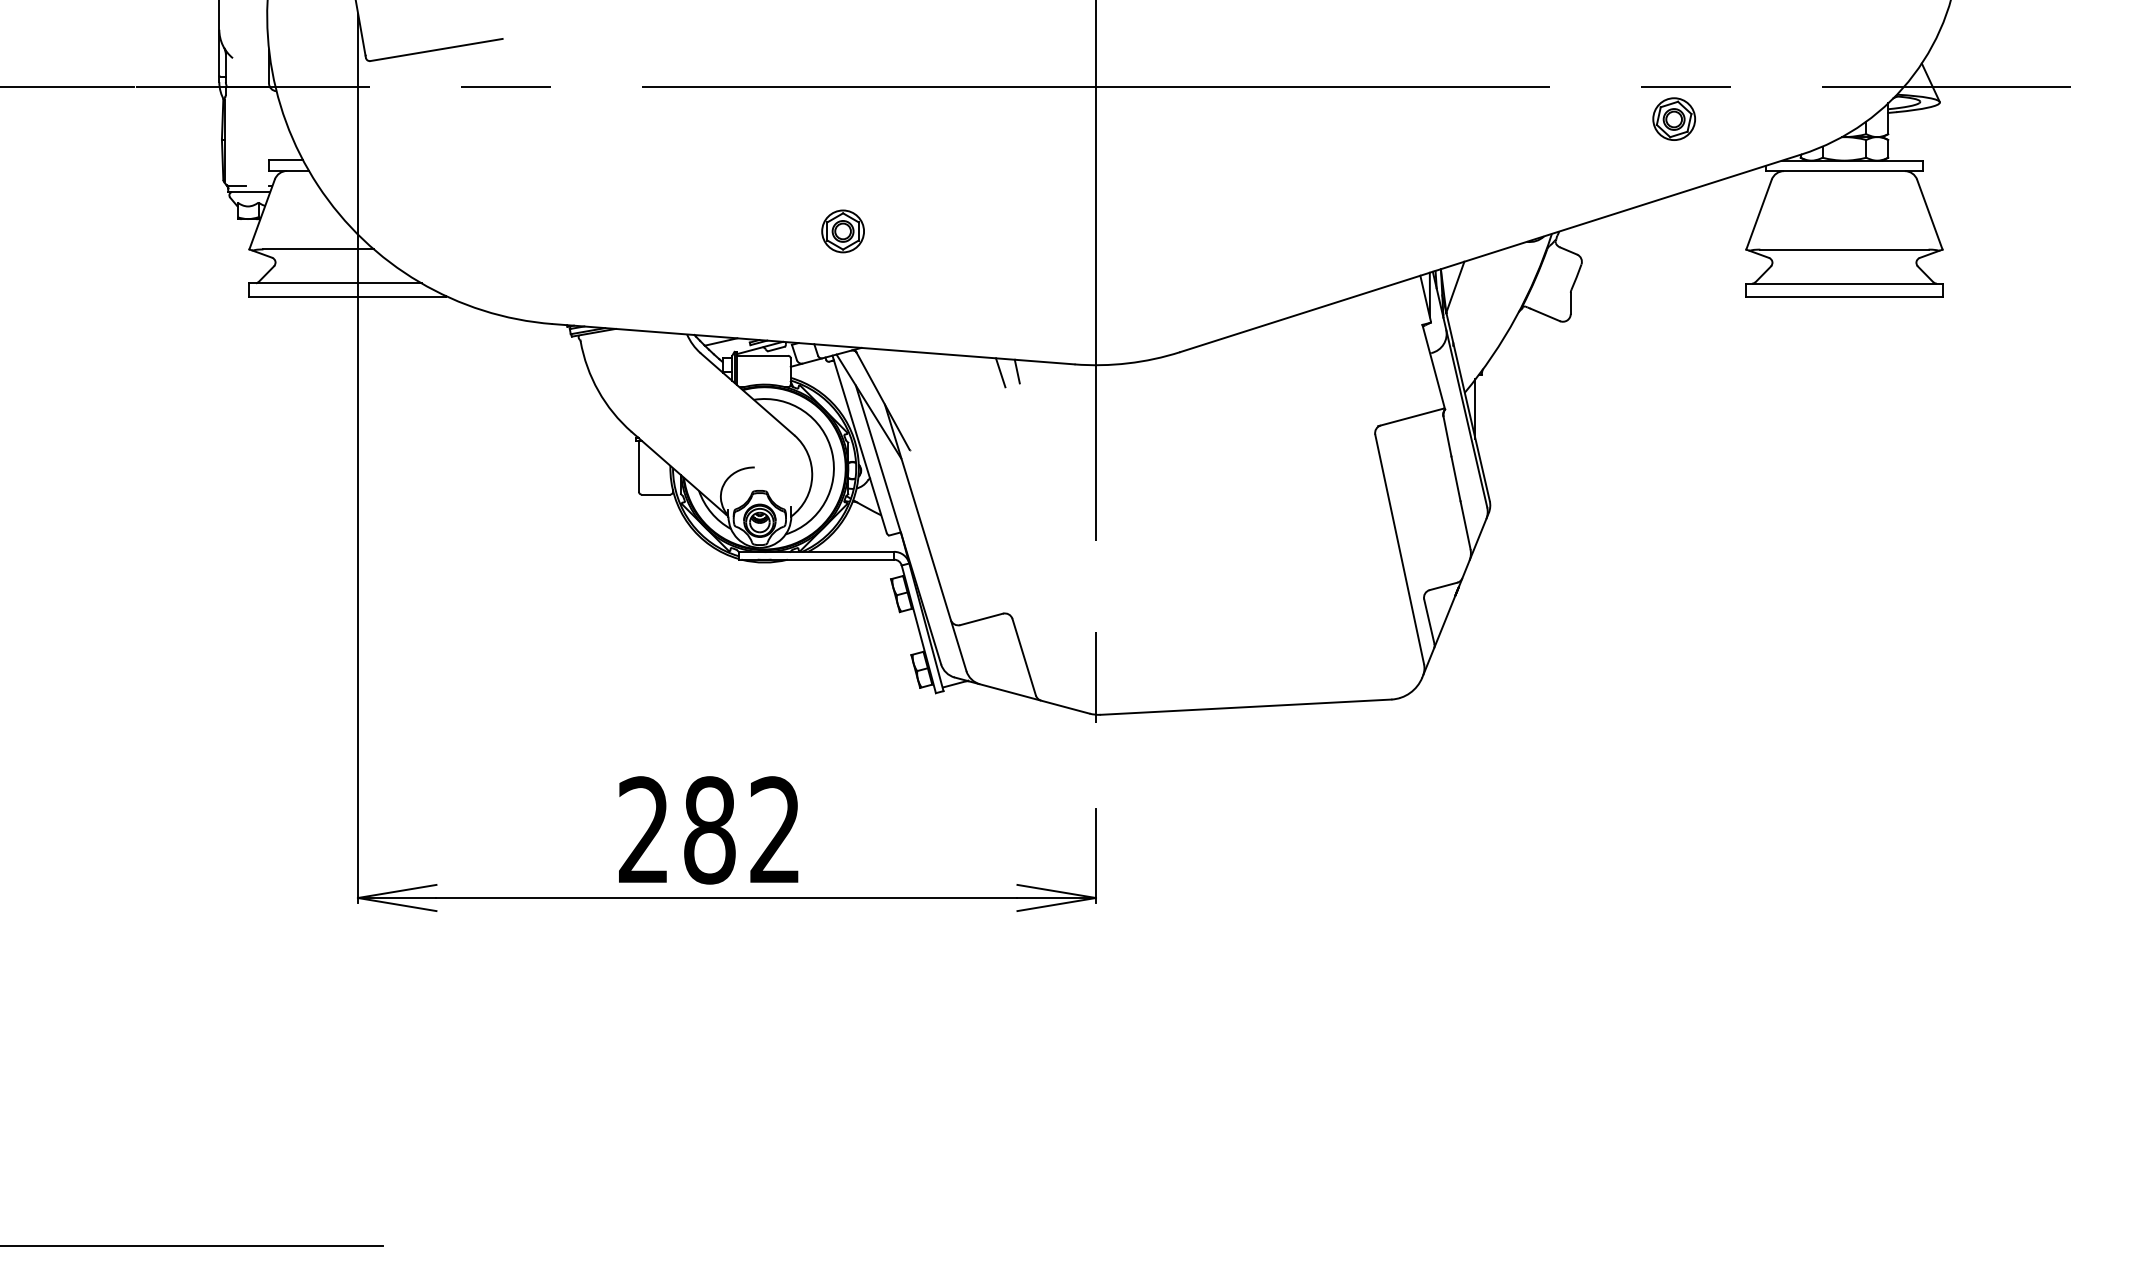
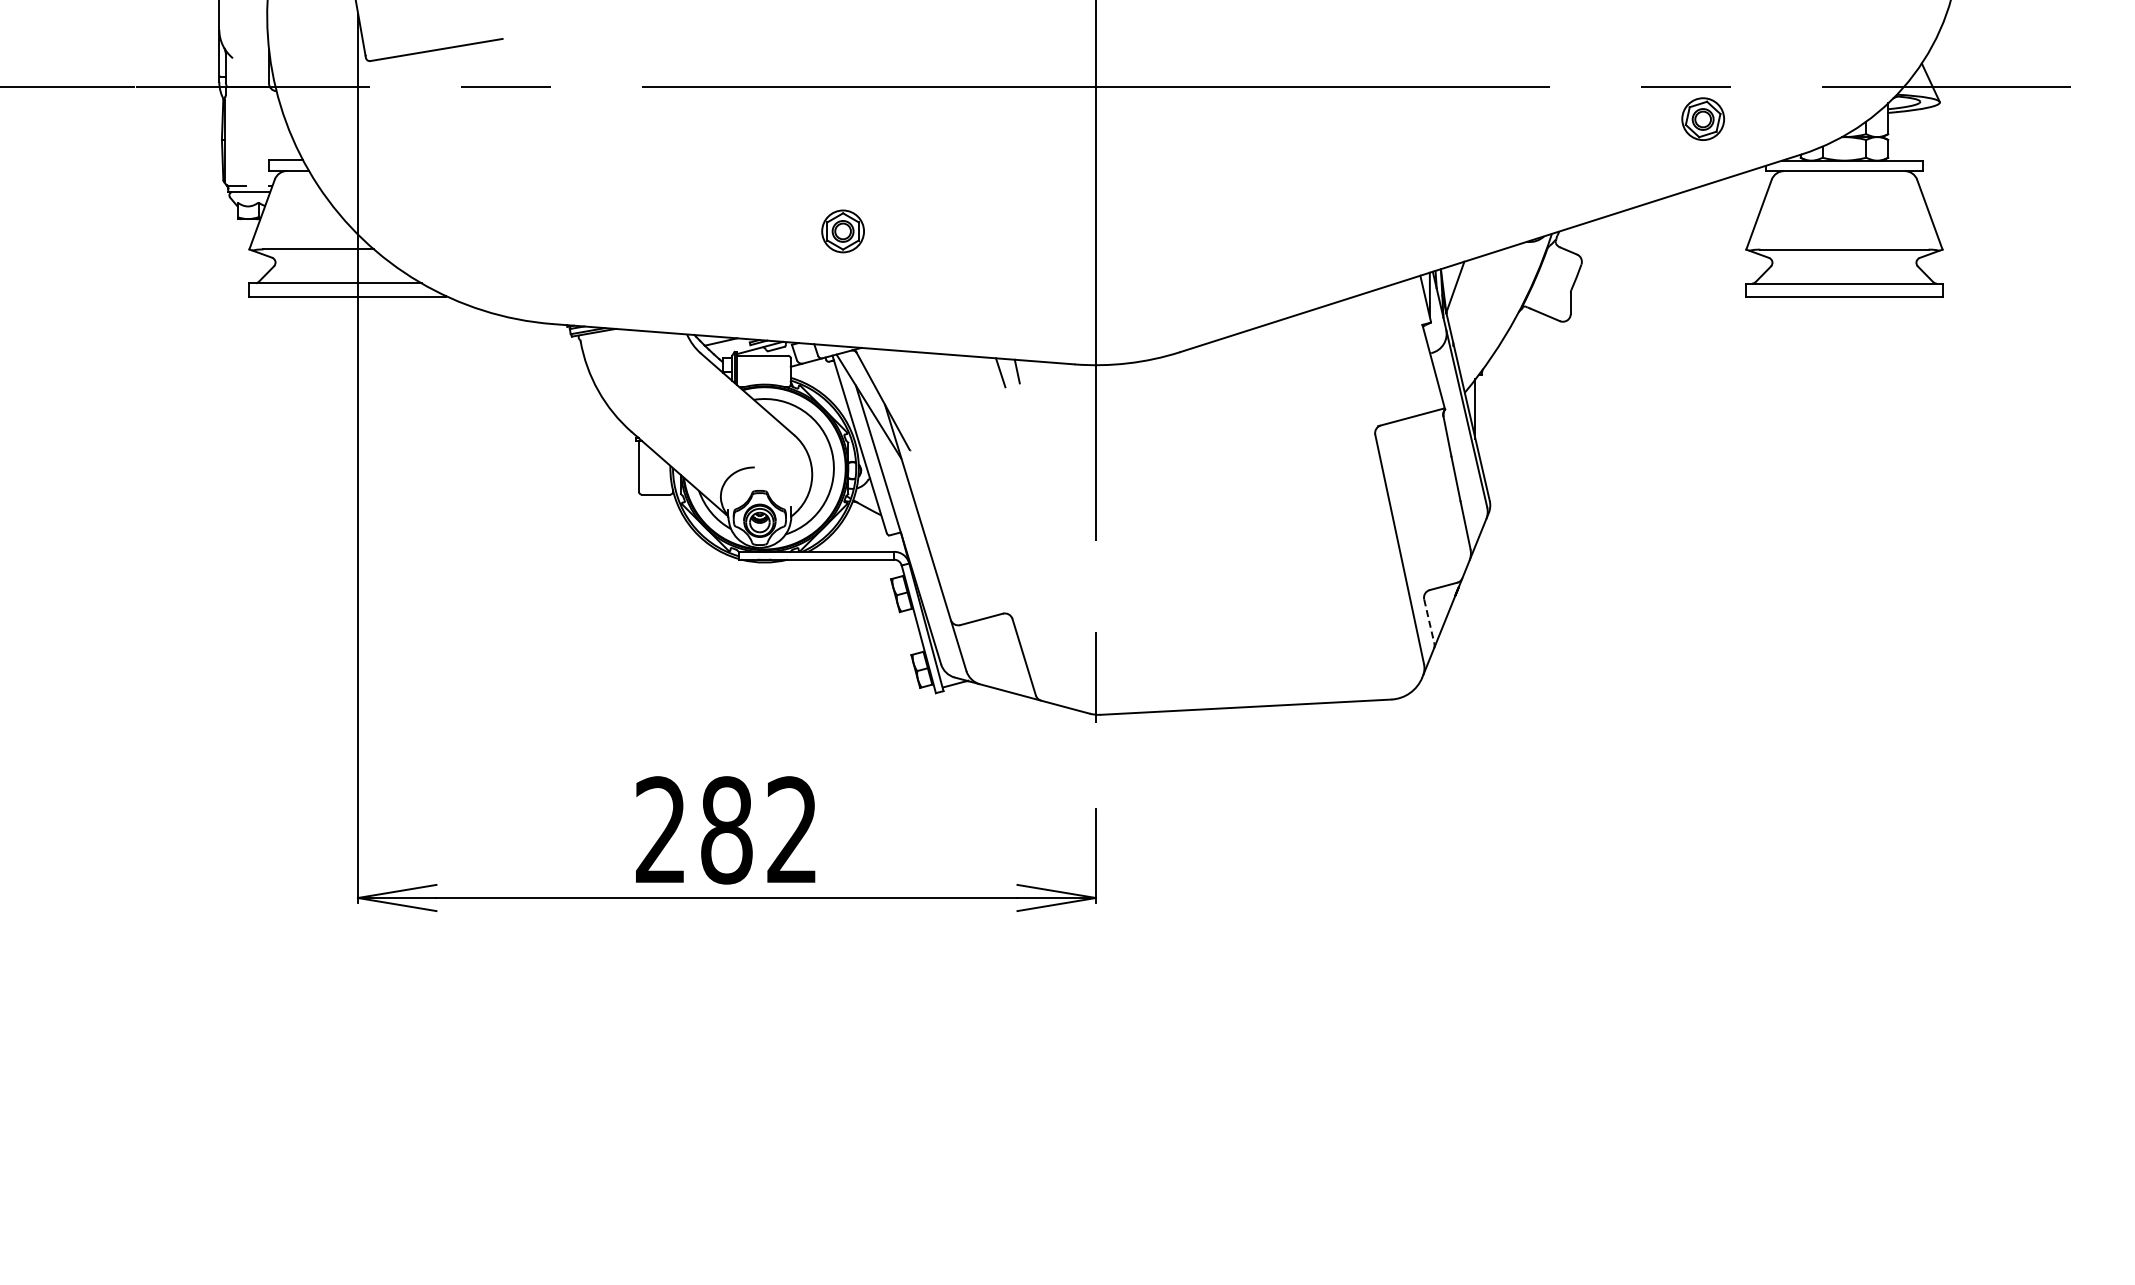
part position: (1673, 118) -> (1702, 118) (1702, 118)
line: solid -> dashed (1429, 621)
text position: (708, 830) -> (725, 830) (725, 830)
line: present -> none (192, 1246)
